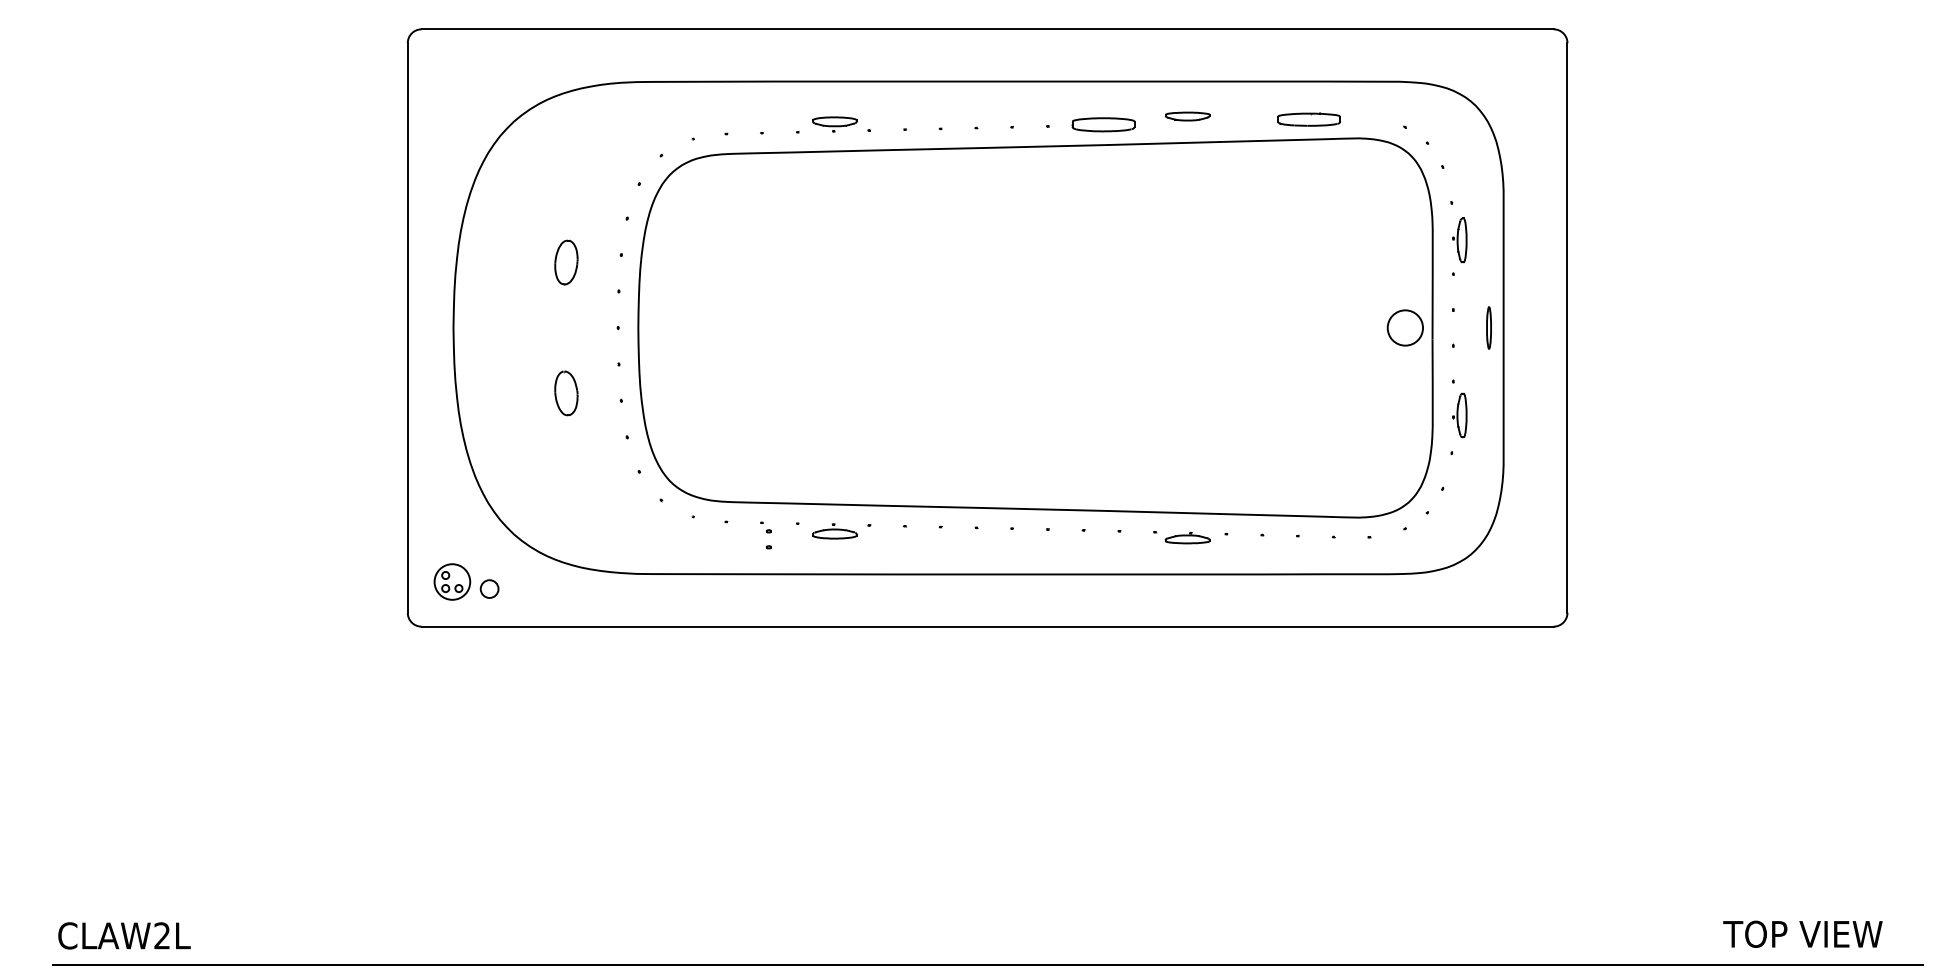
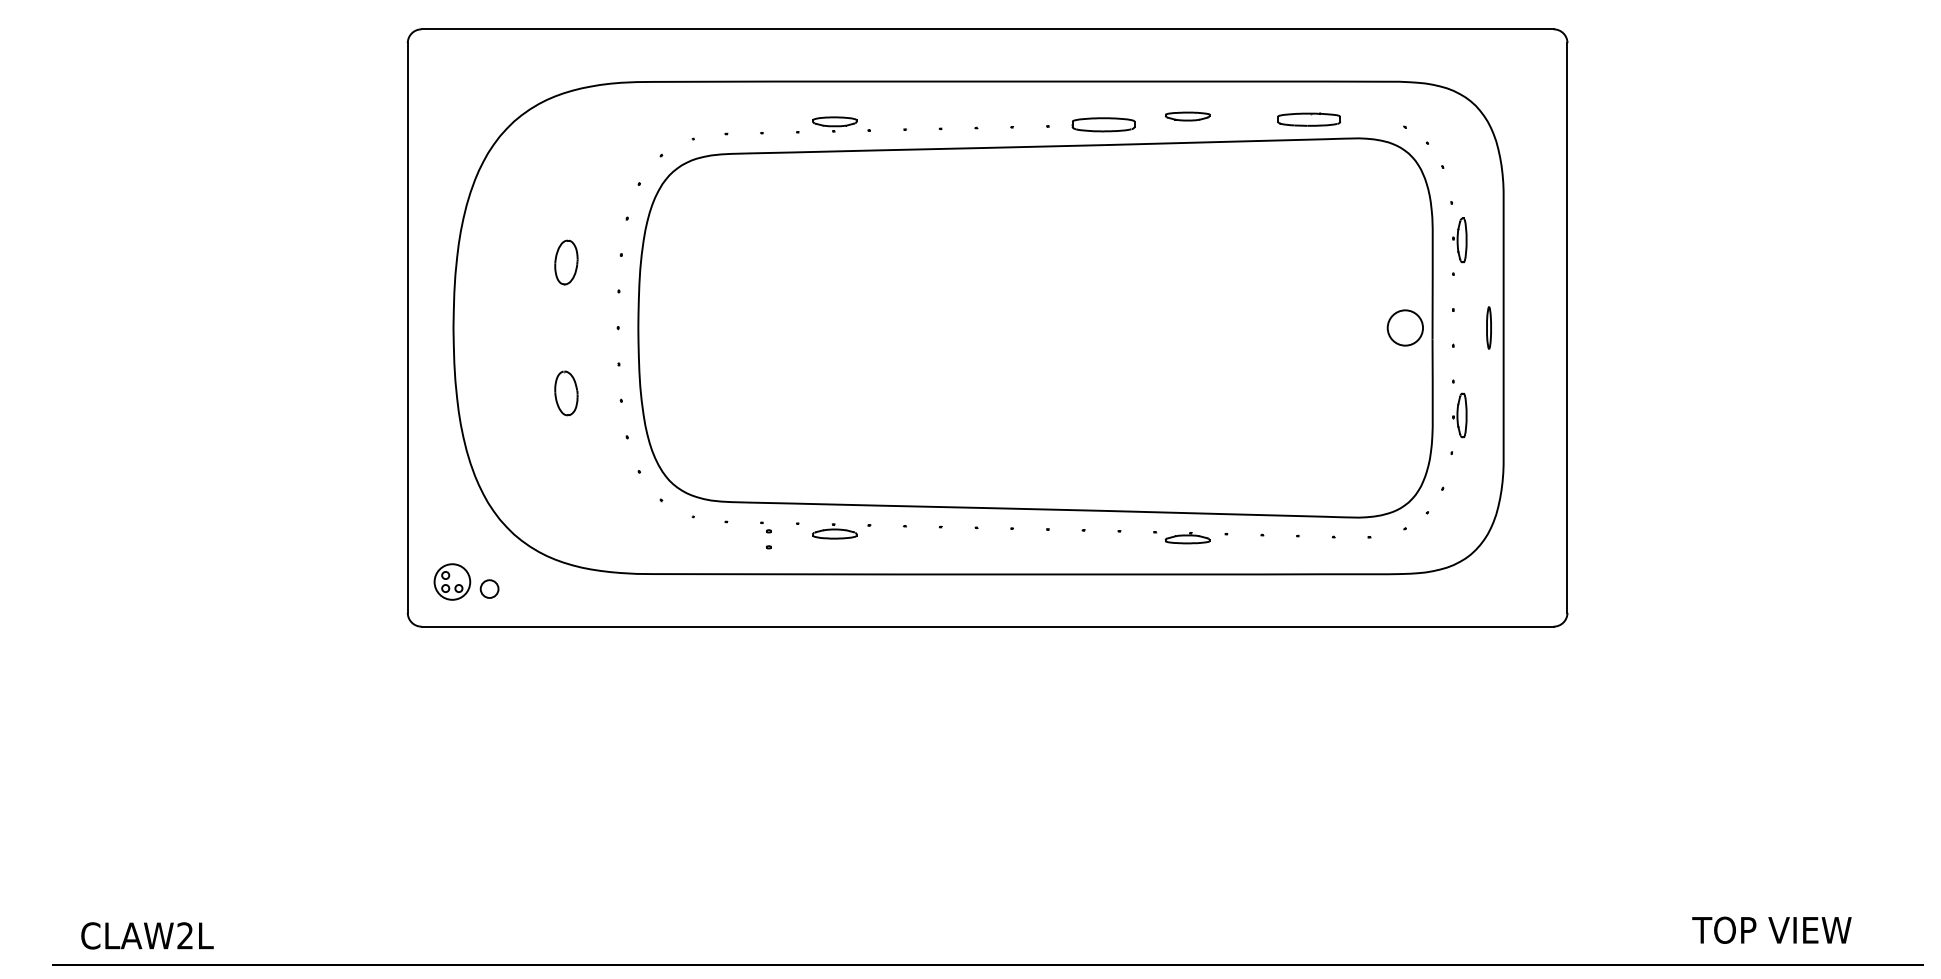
text position: (1802, 933) -> (1771, 929) (1771, 929)
text position: (124, 935) -> (147, 935) (147, 935)
